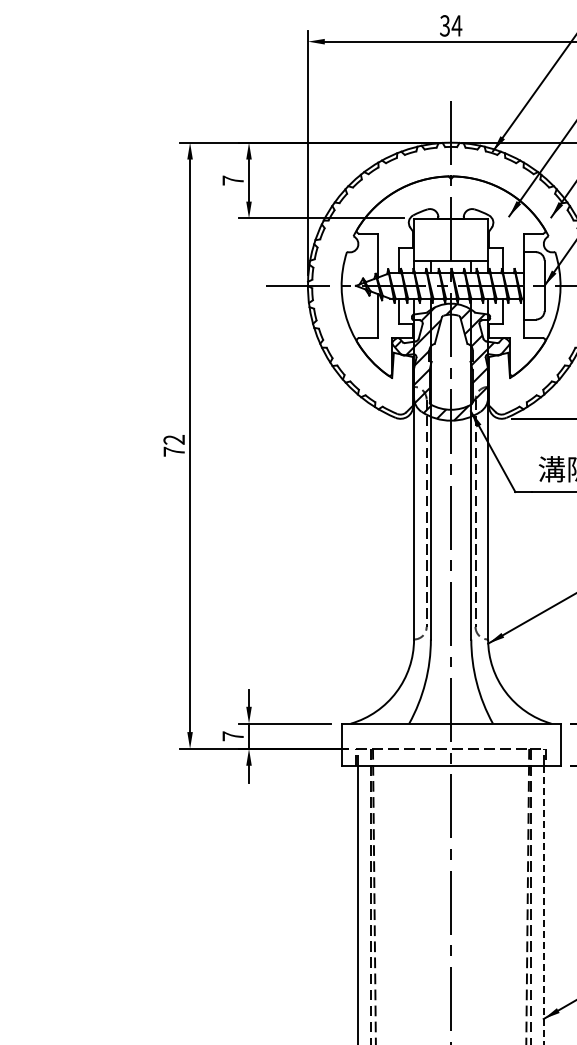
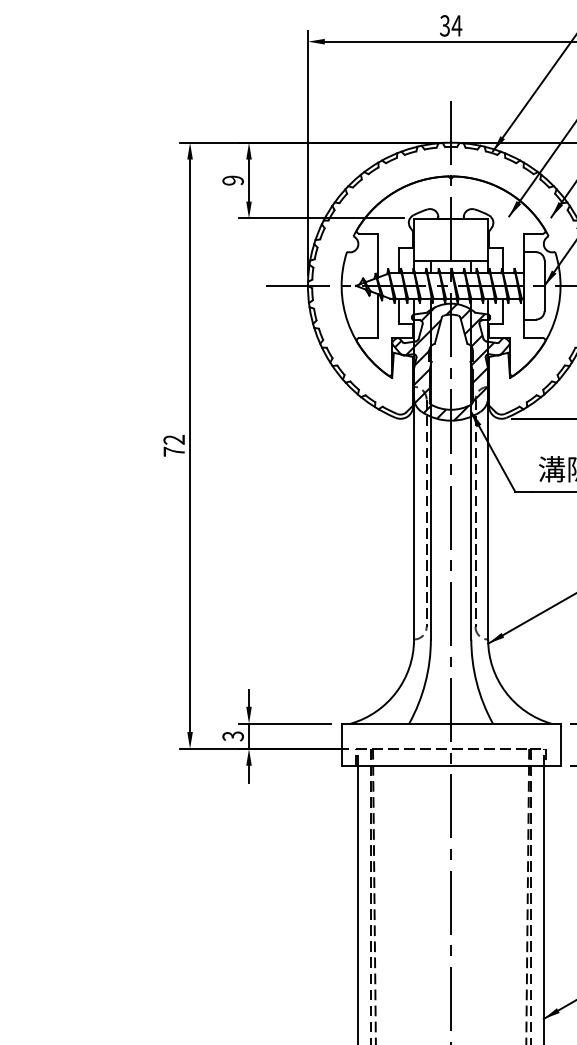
text: 7 -> 9 (232, 180)
text: 7 -> 3 (232, 736)
line: dashed -> solid (543, 905)
